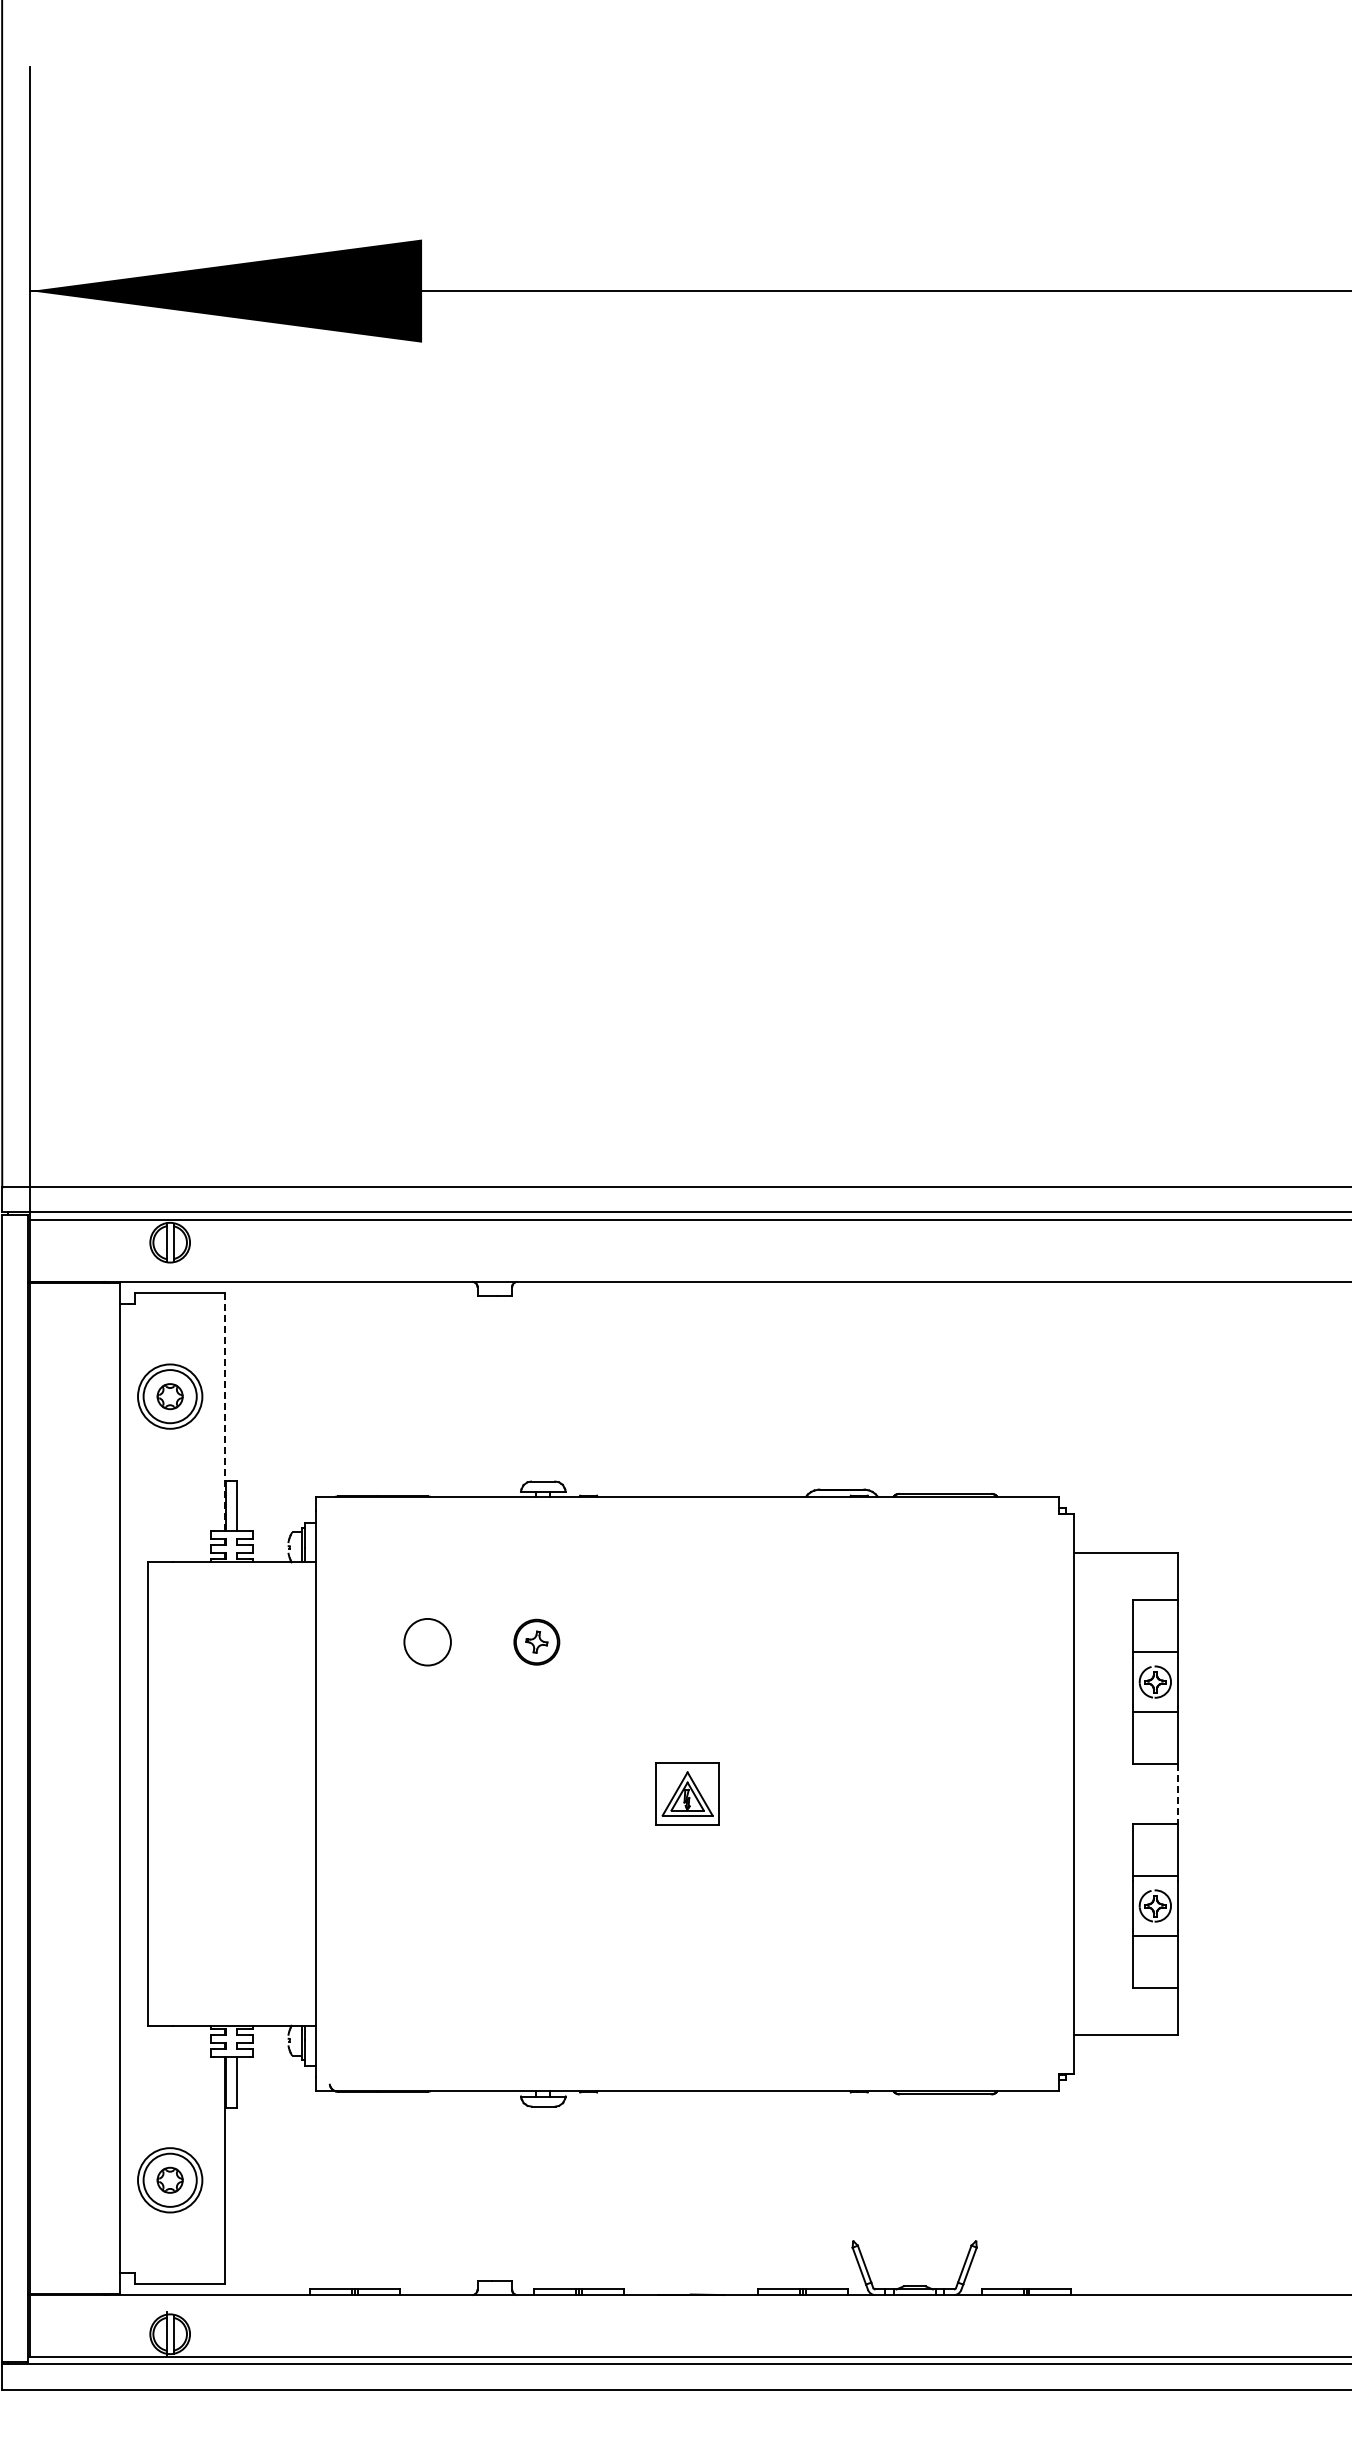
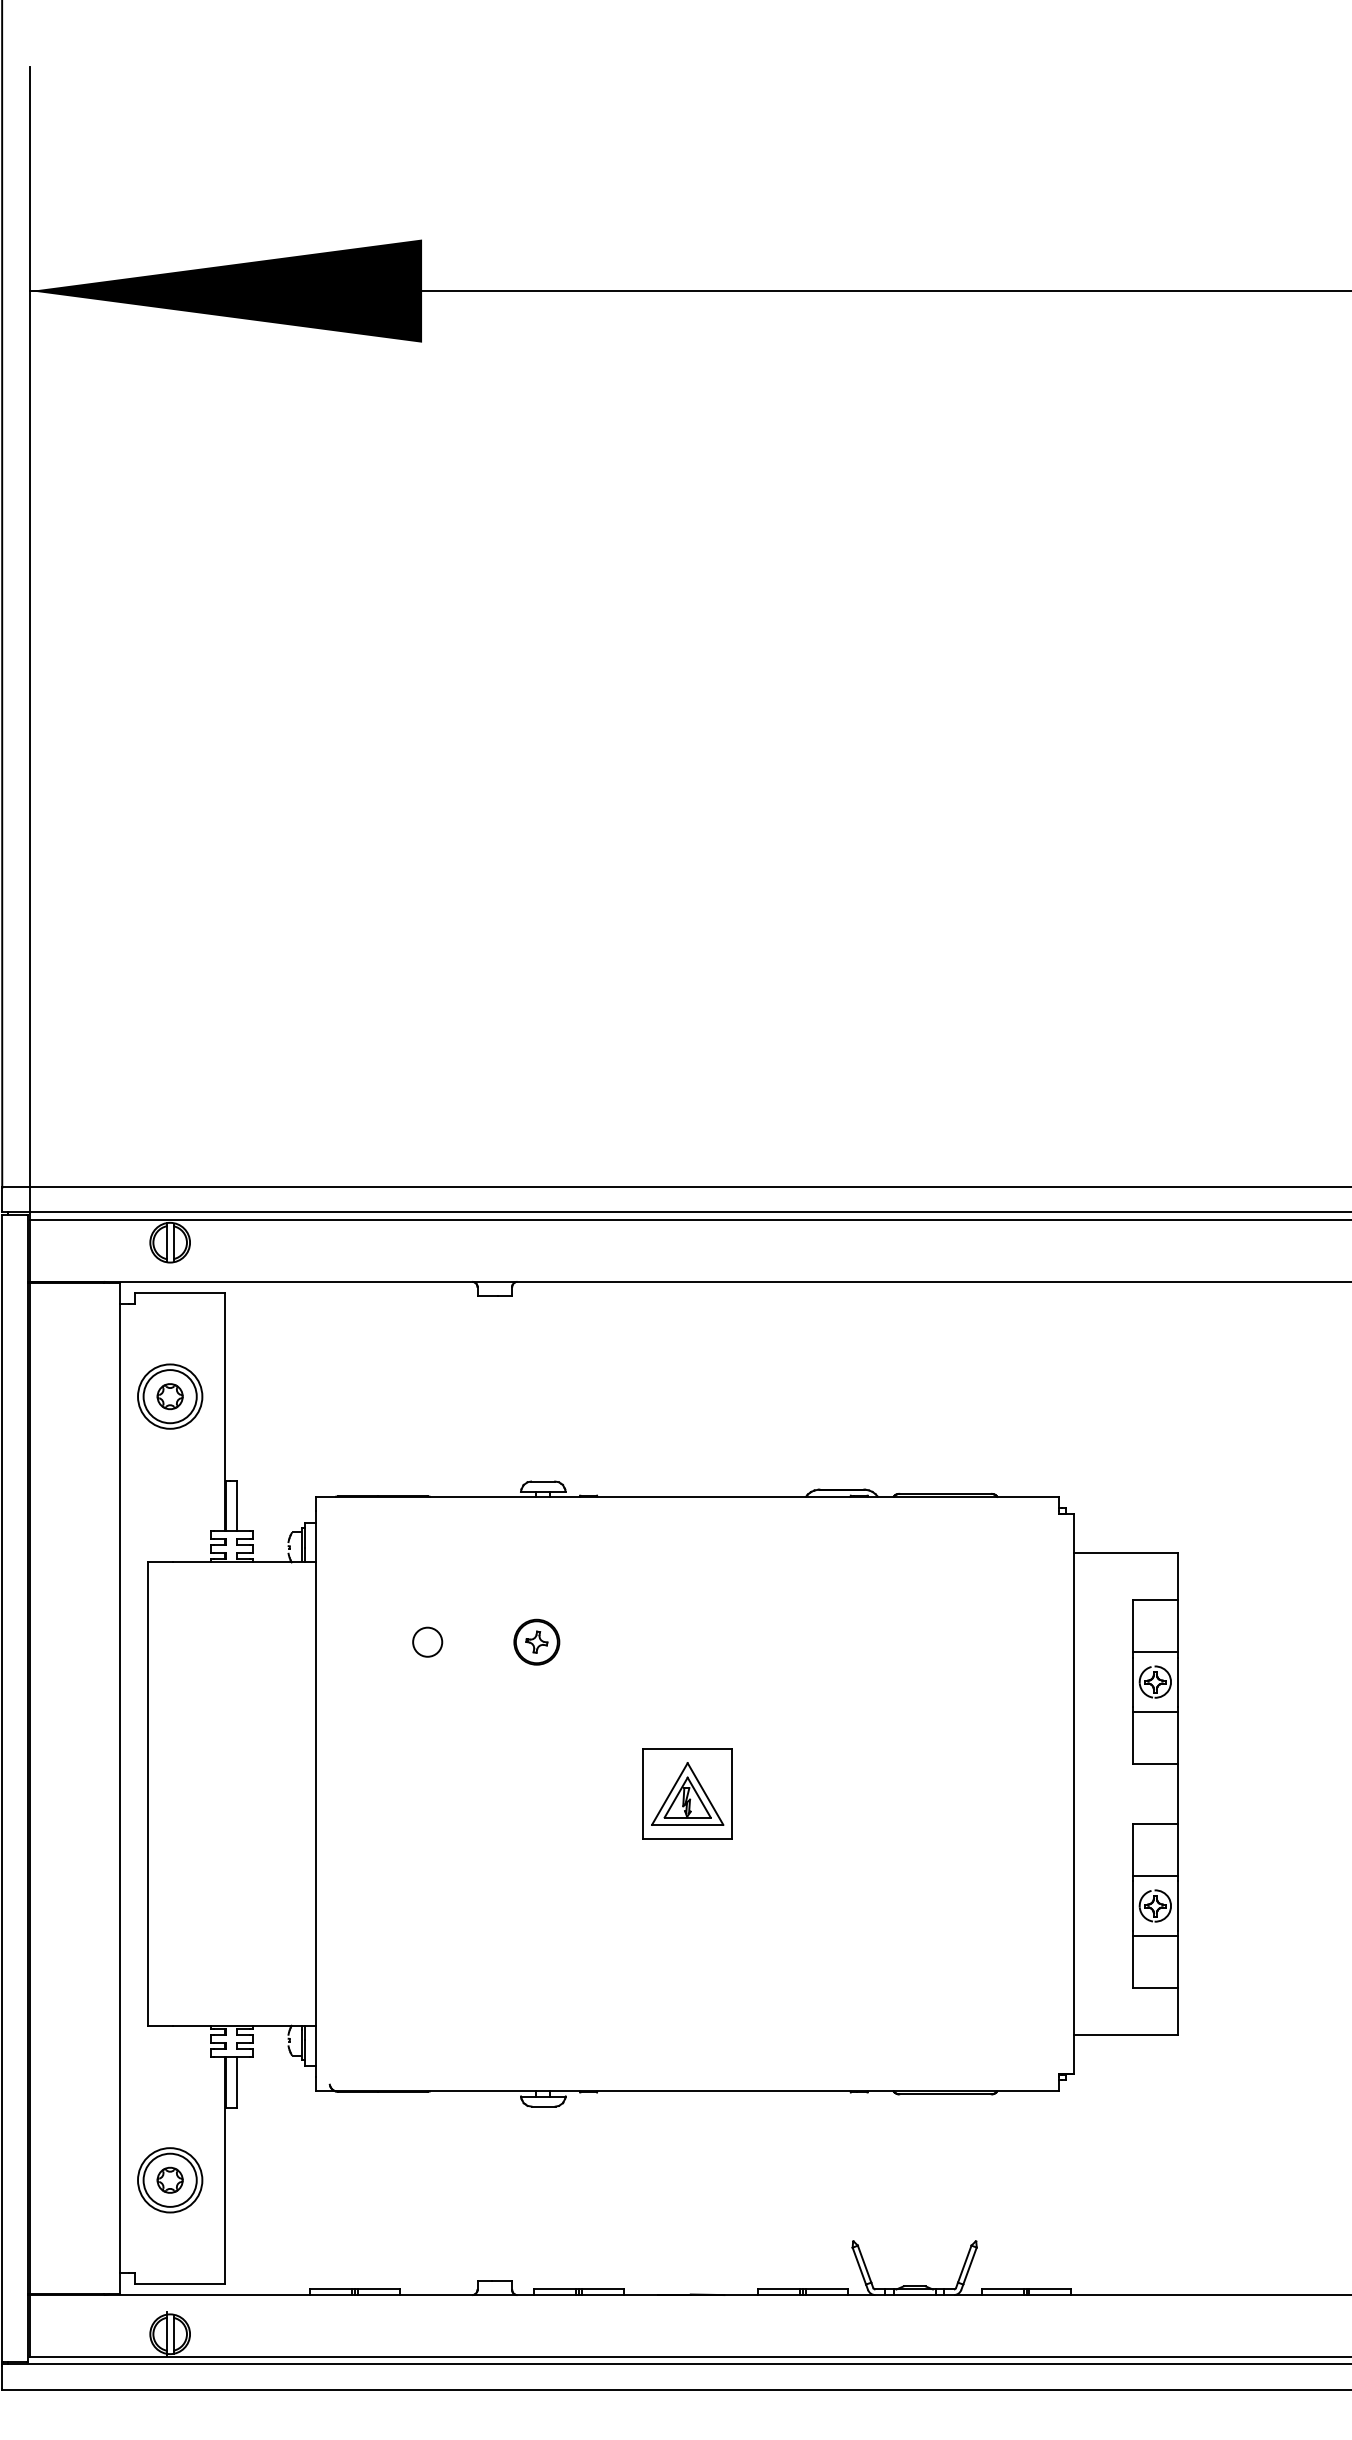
line: dashed -> solid (224, 1412)
circle diameter: 47 px -> 29 px (427, 1641)
part size: 65x64 px -> 91x92 px (687, 1793)
line: dashed -> solid (1177, 1794)
